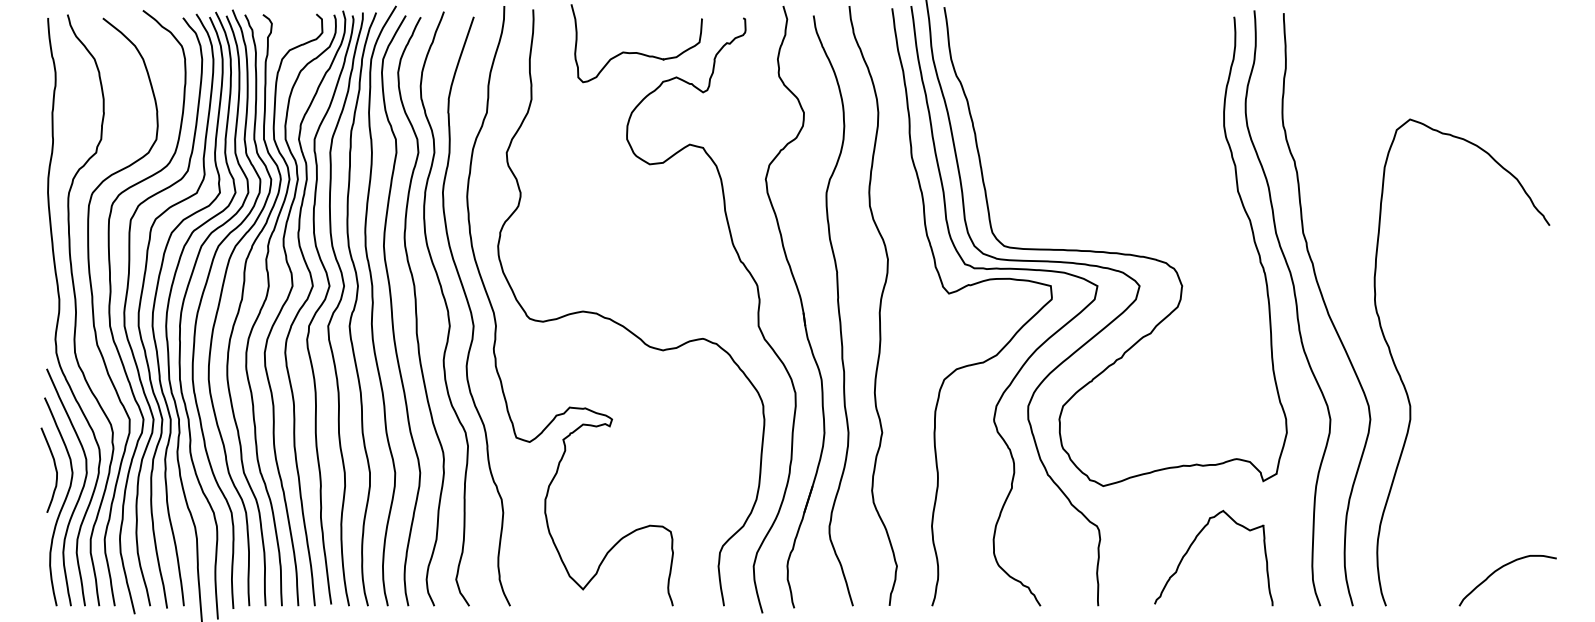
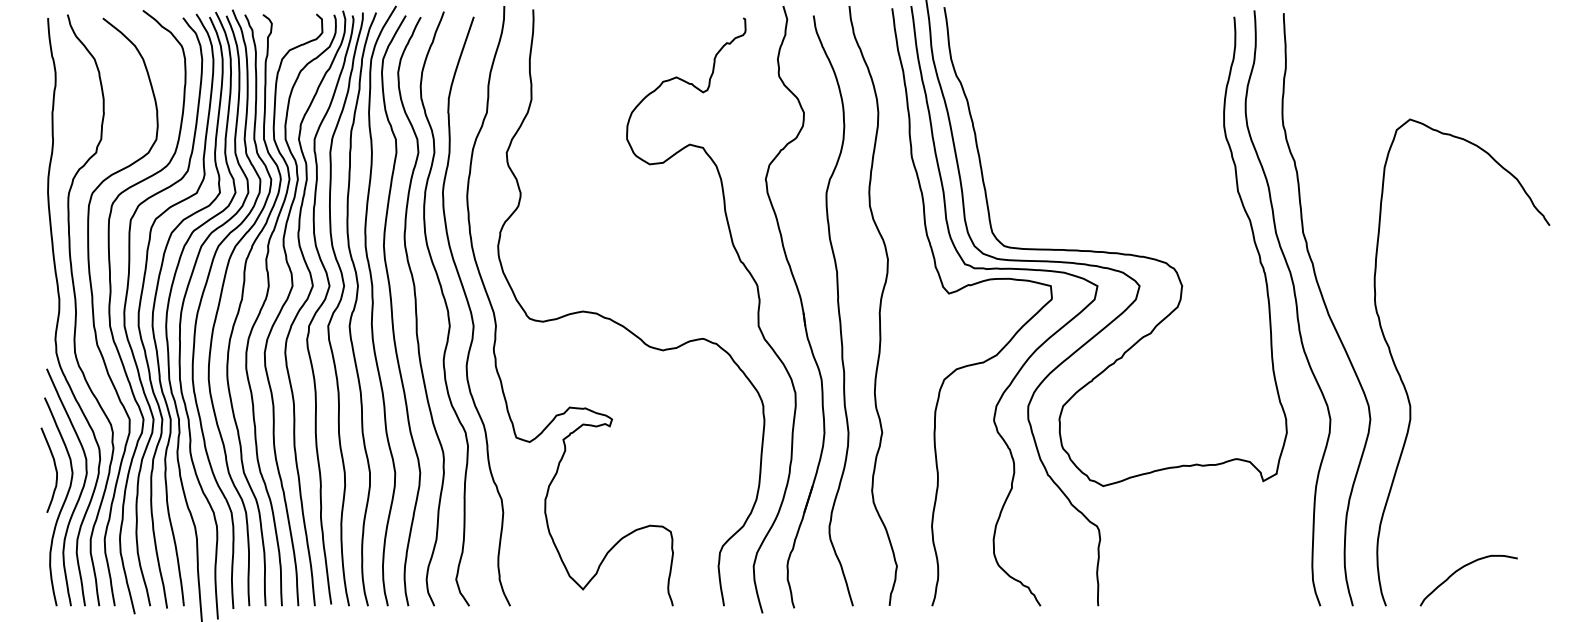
curve: present -> none (636, 52)
curve: present -> none (1194, 542)
curve position: (1500, 569) -> (1461, 569) (1461, 569)
